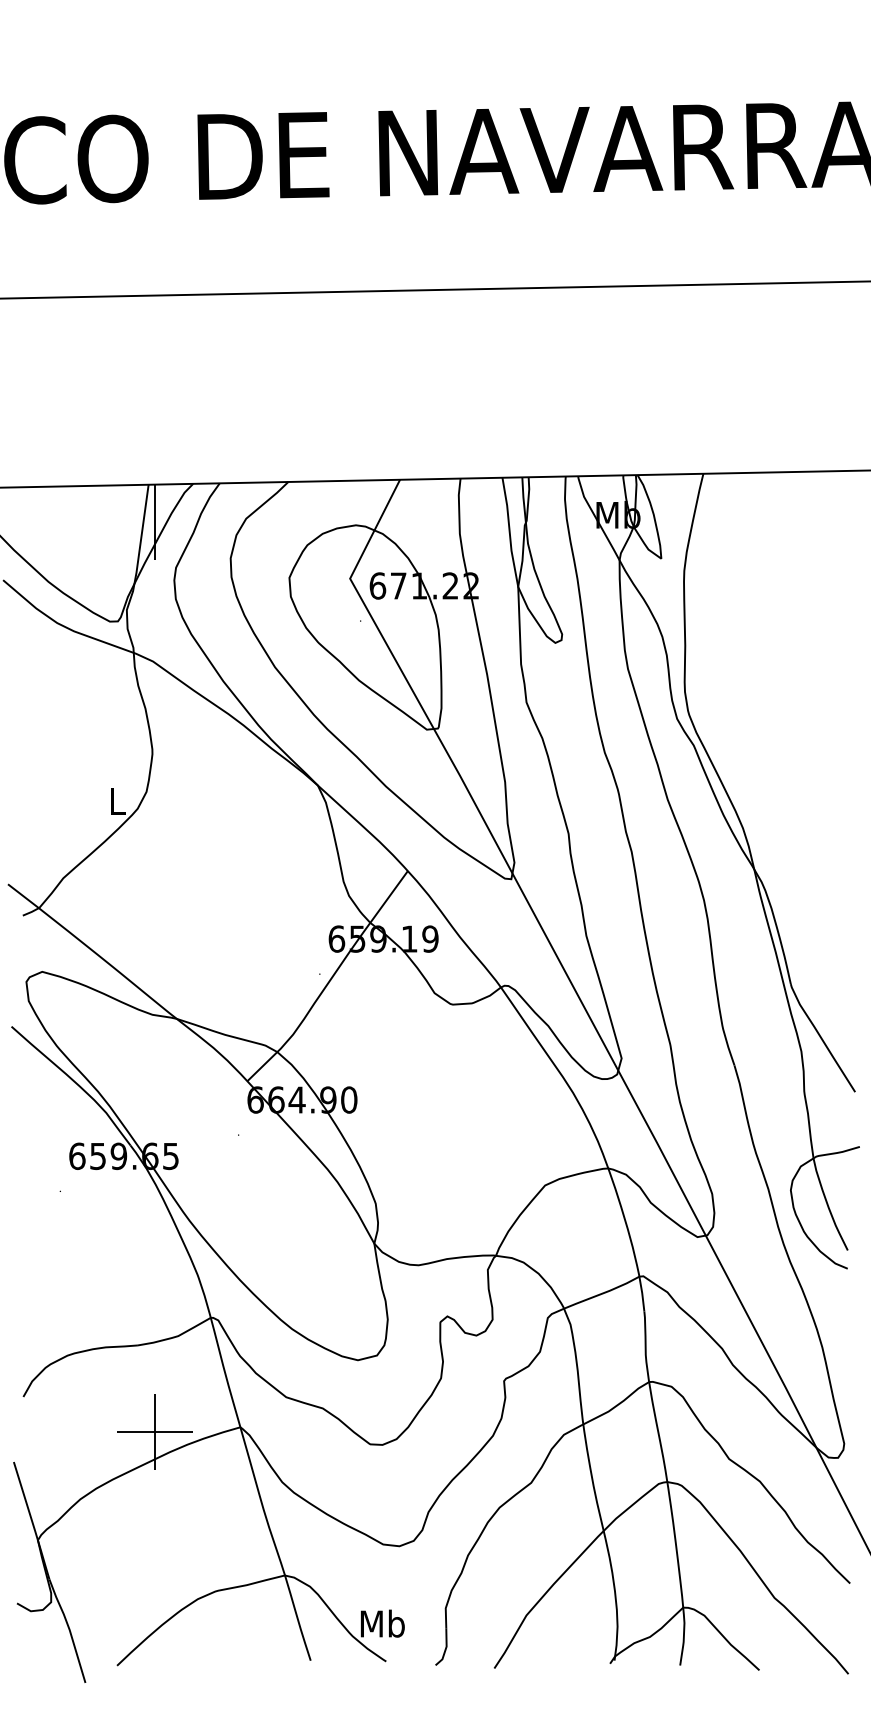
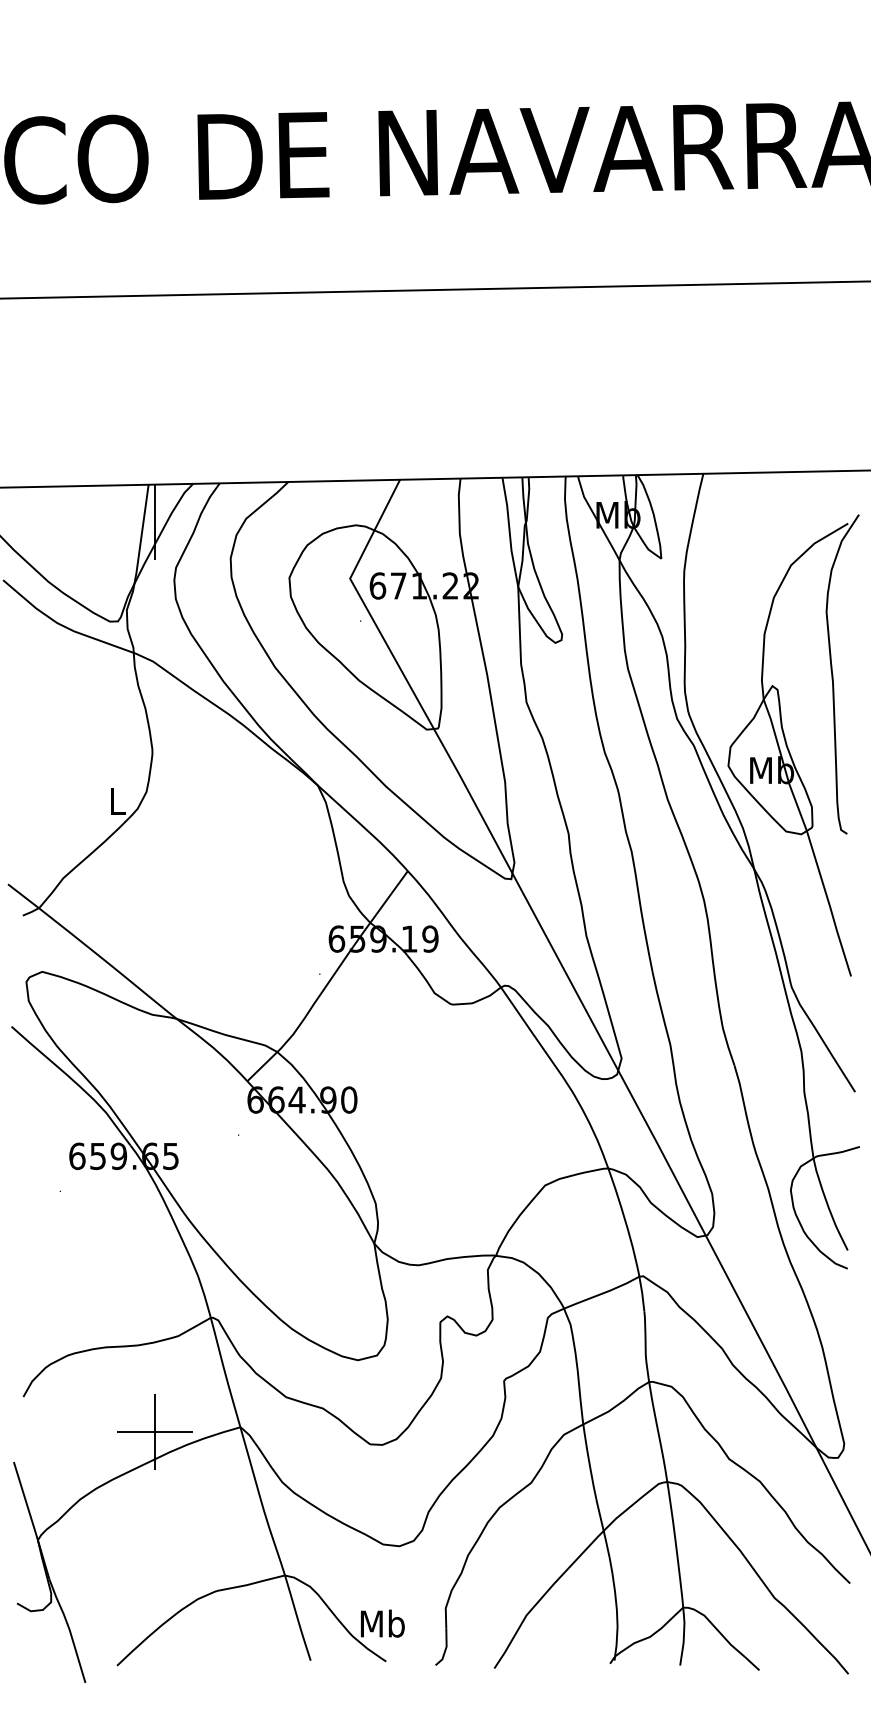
part: none -> present (793, 745)
